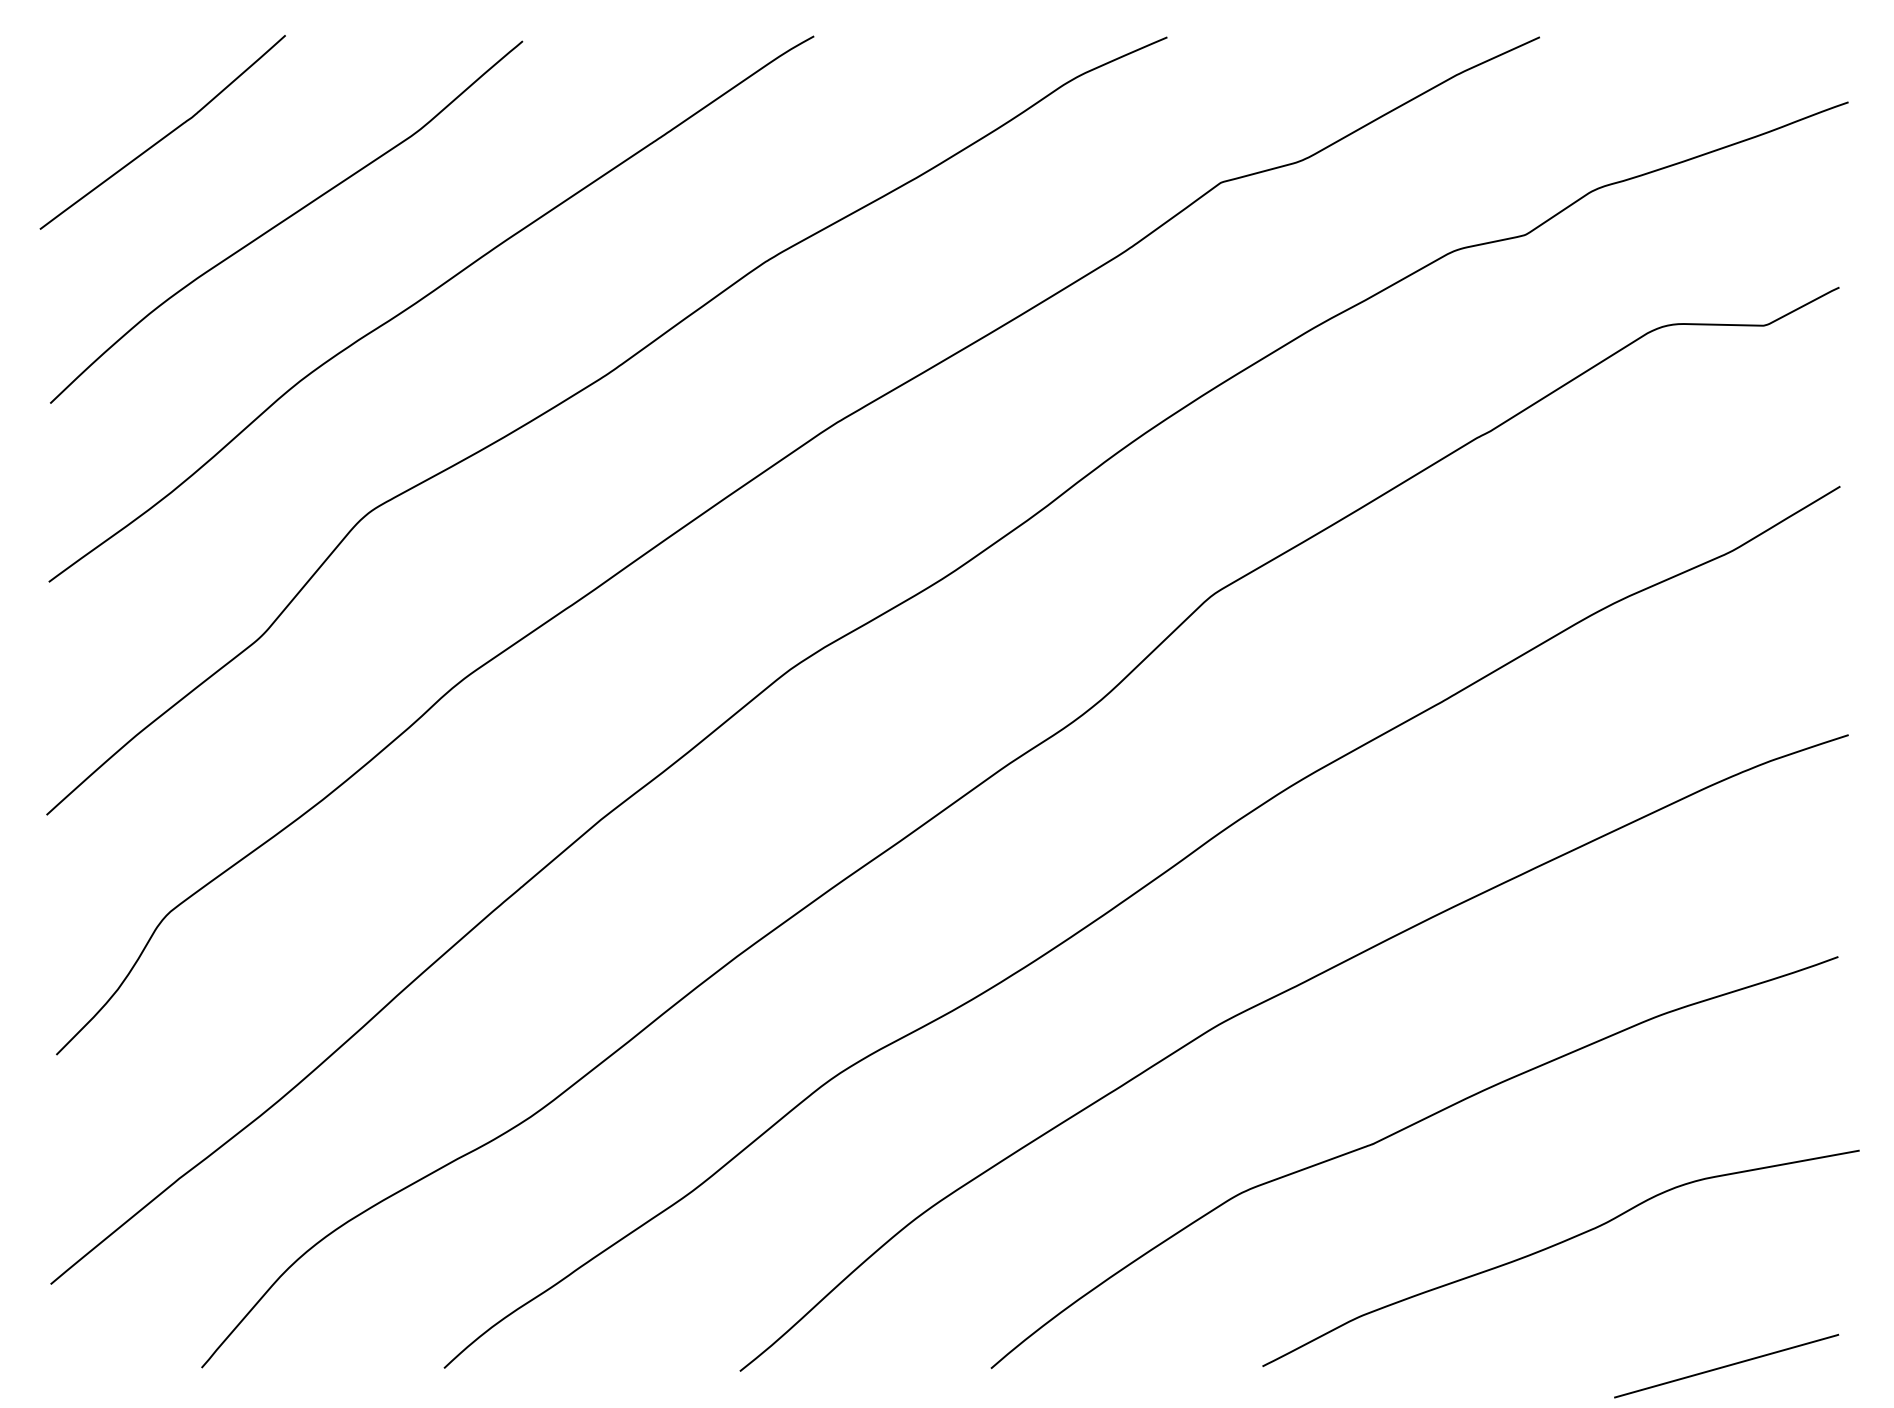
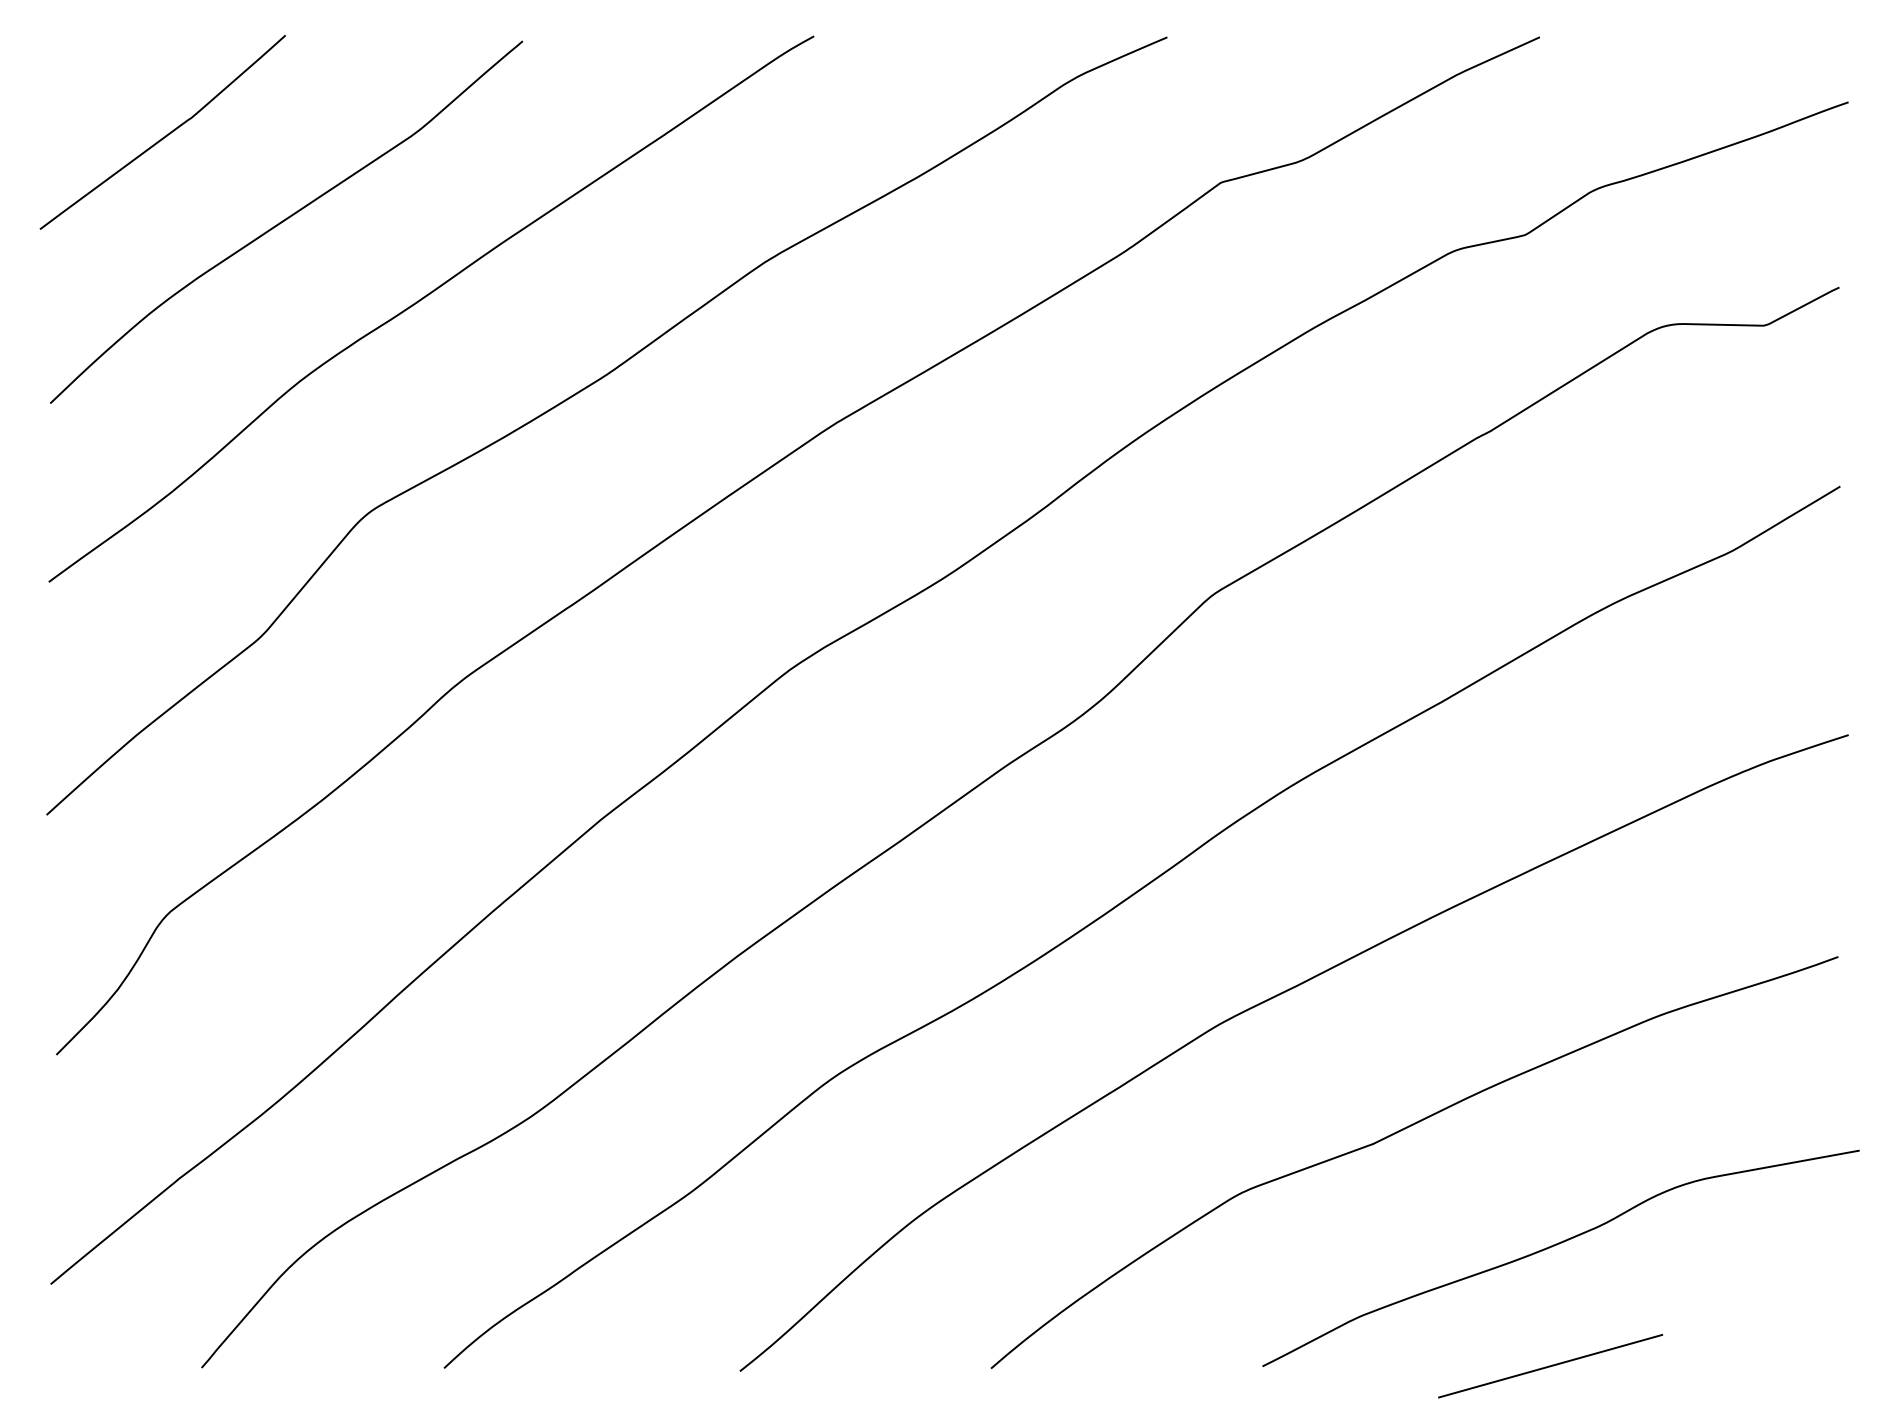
line position: (1726, 1365) -> (1550, 1365) (1550, 1365)
